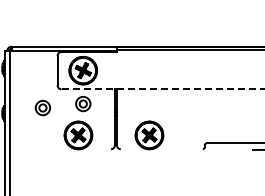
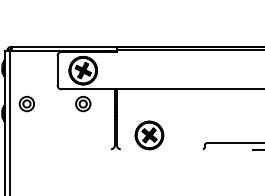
line: dashed -> solid (163, 89)
part position: (42, 108) -> (26, 104) (26, 104)
part: present -> none (78, 135)
